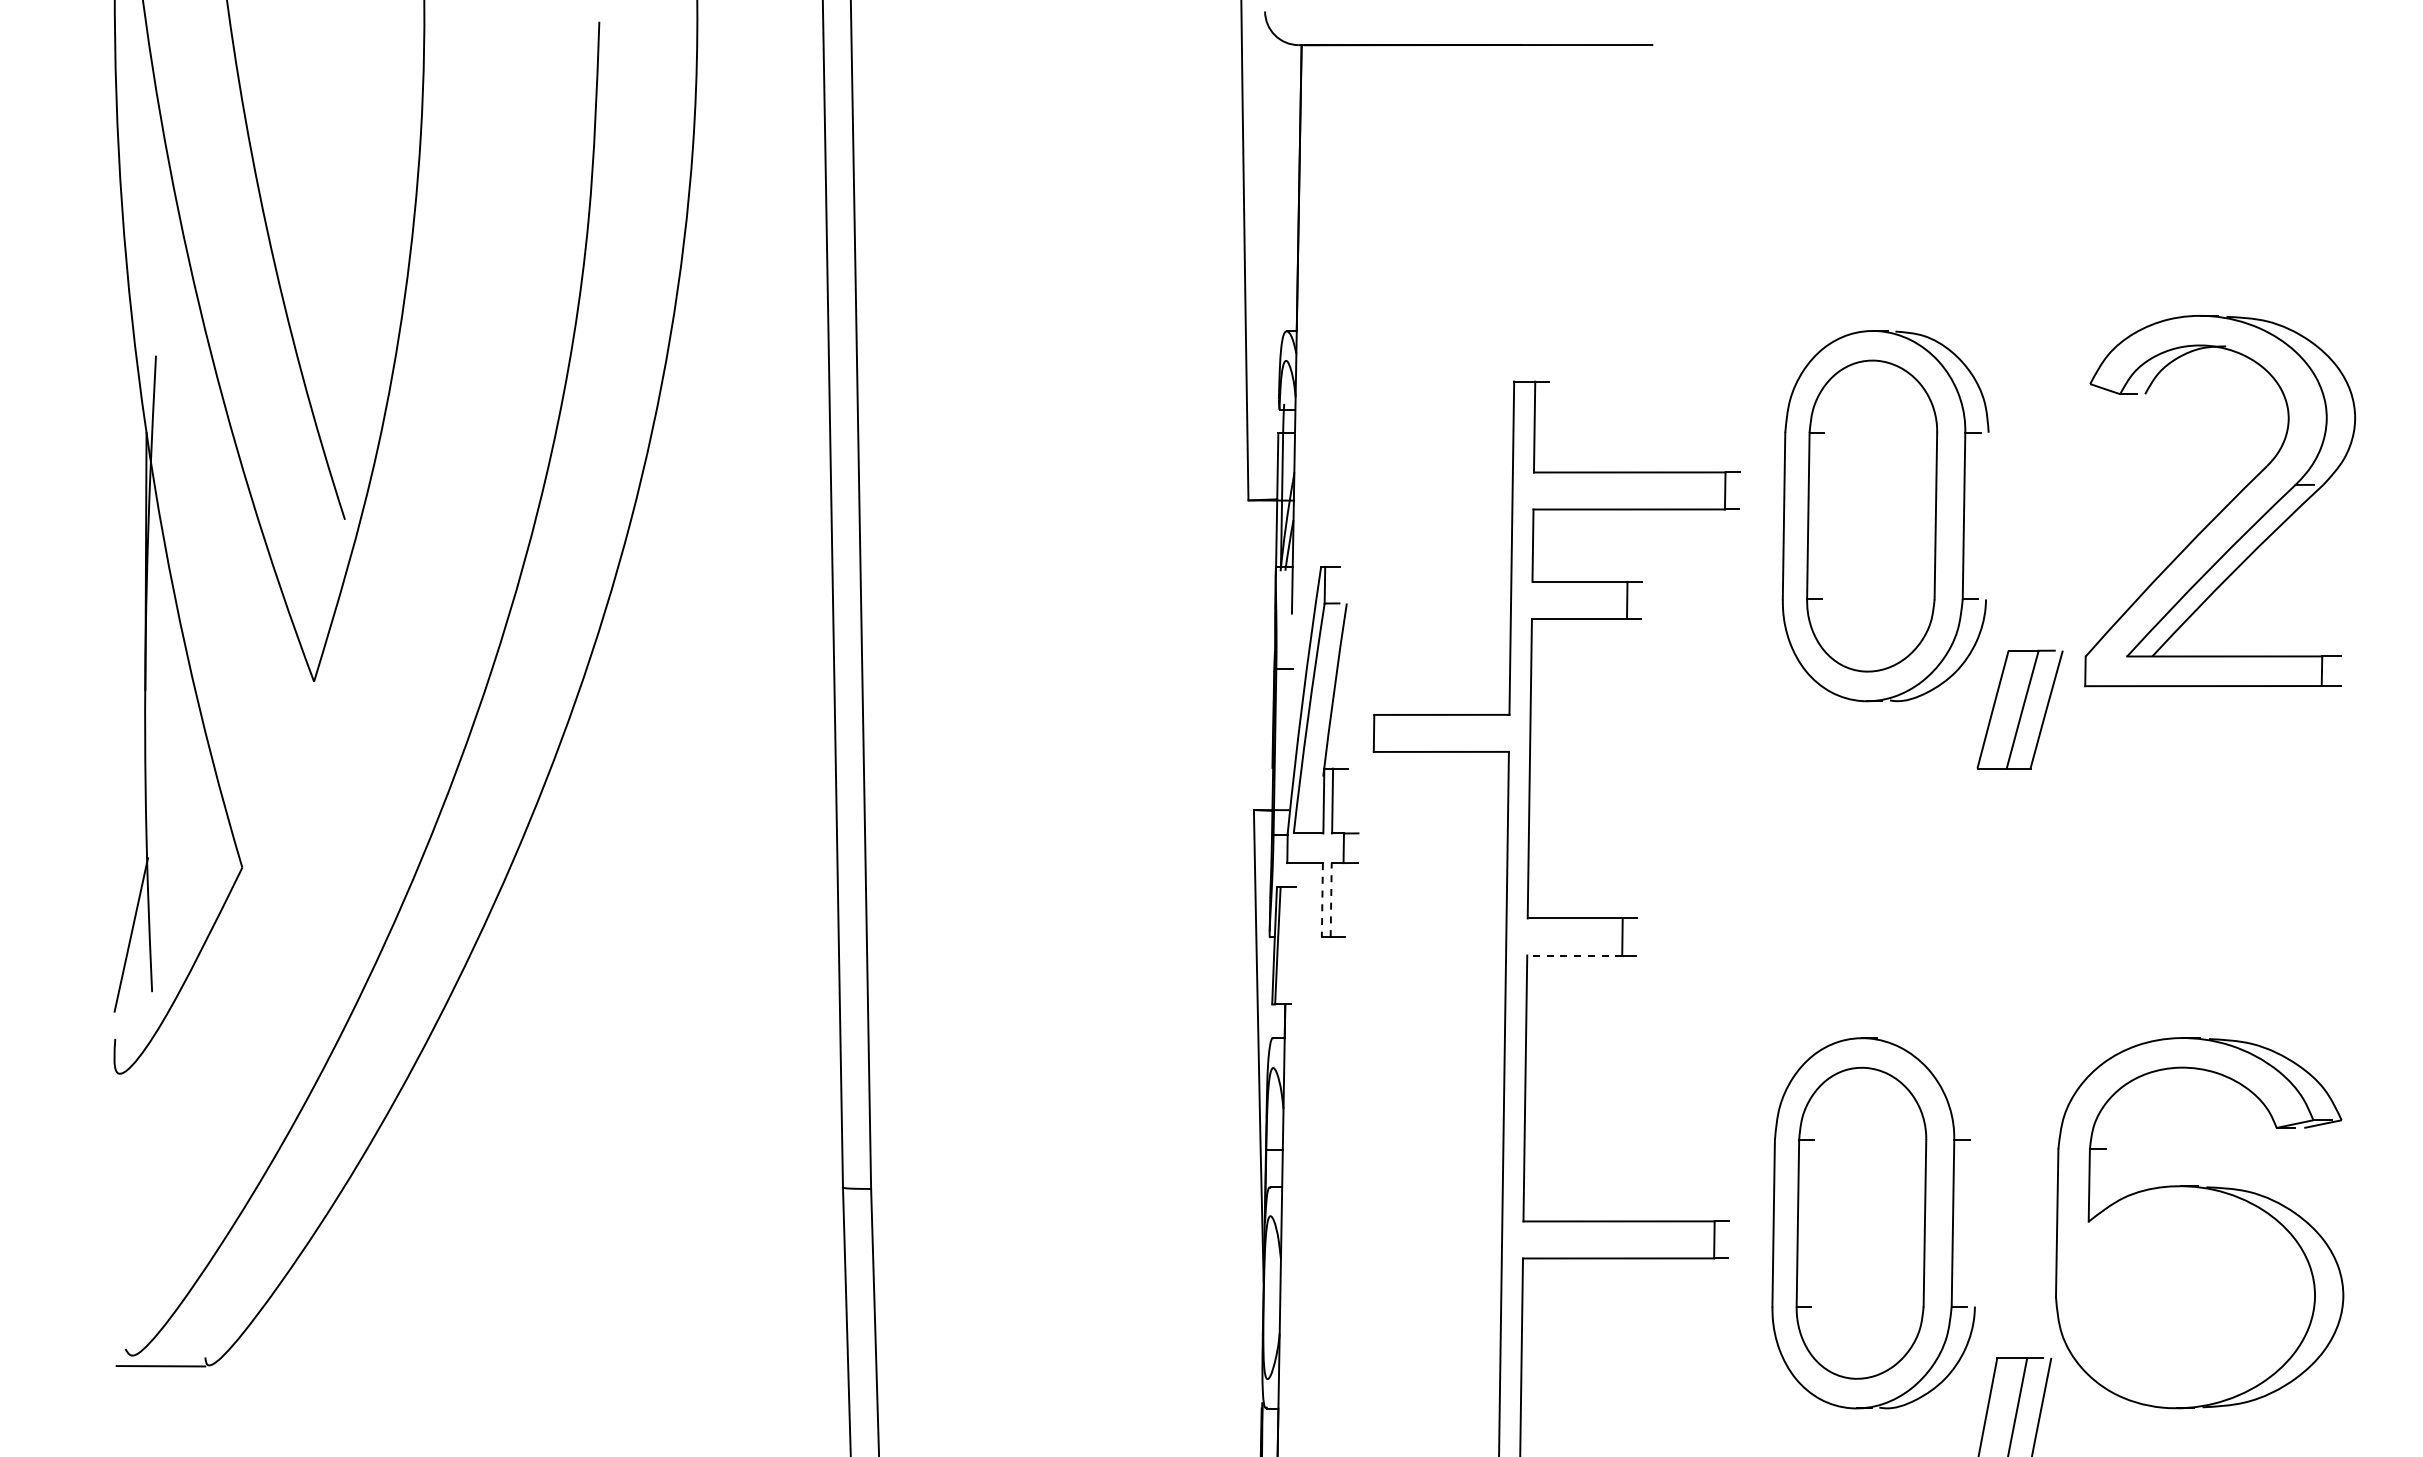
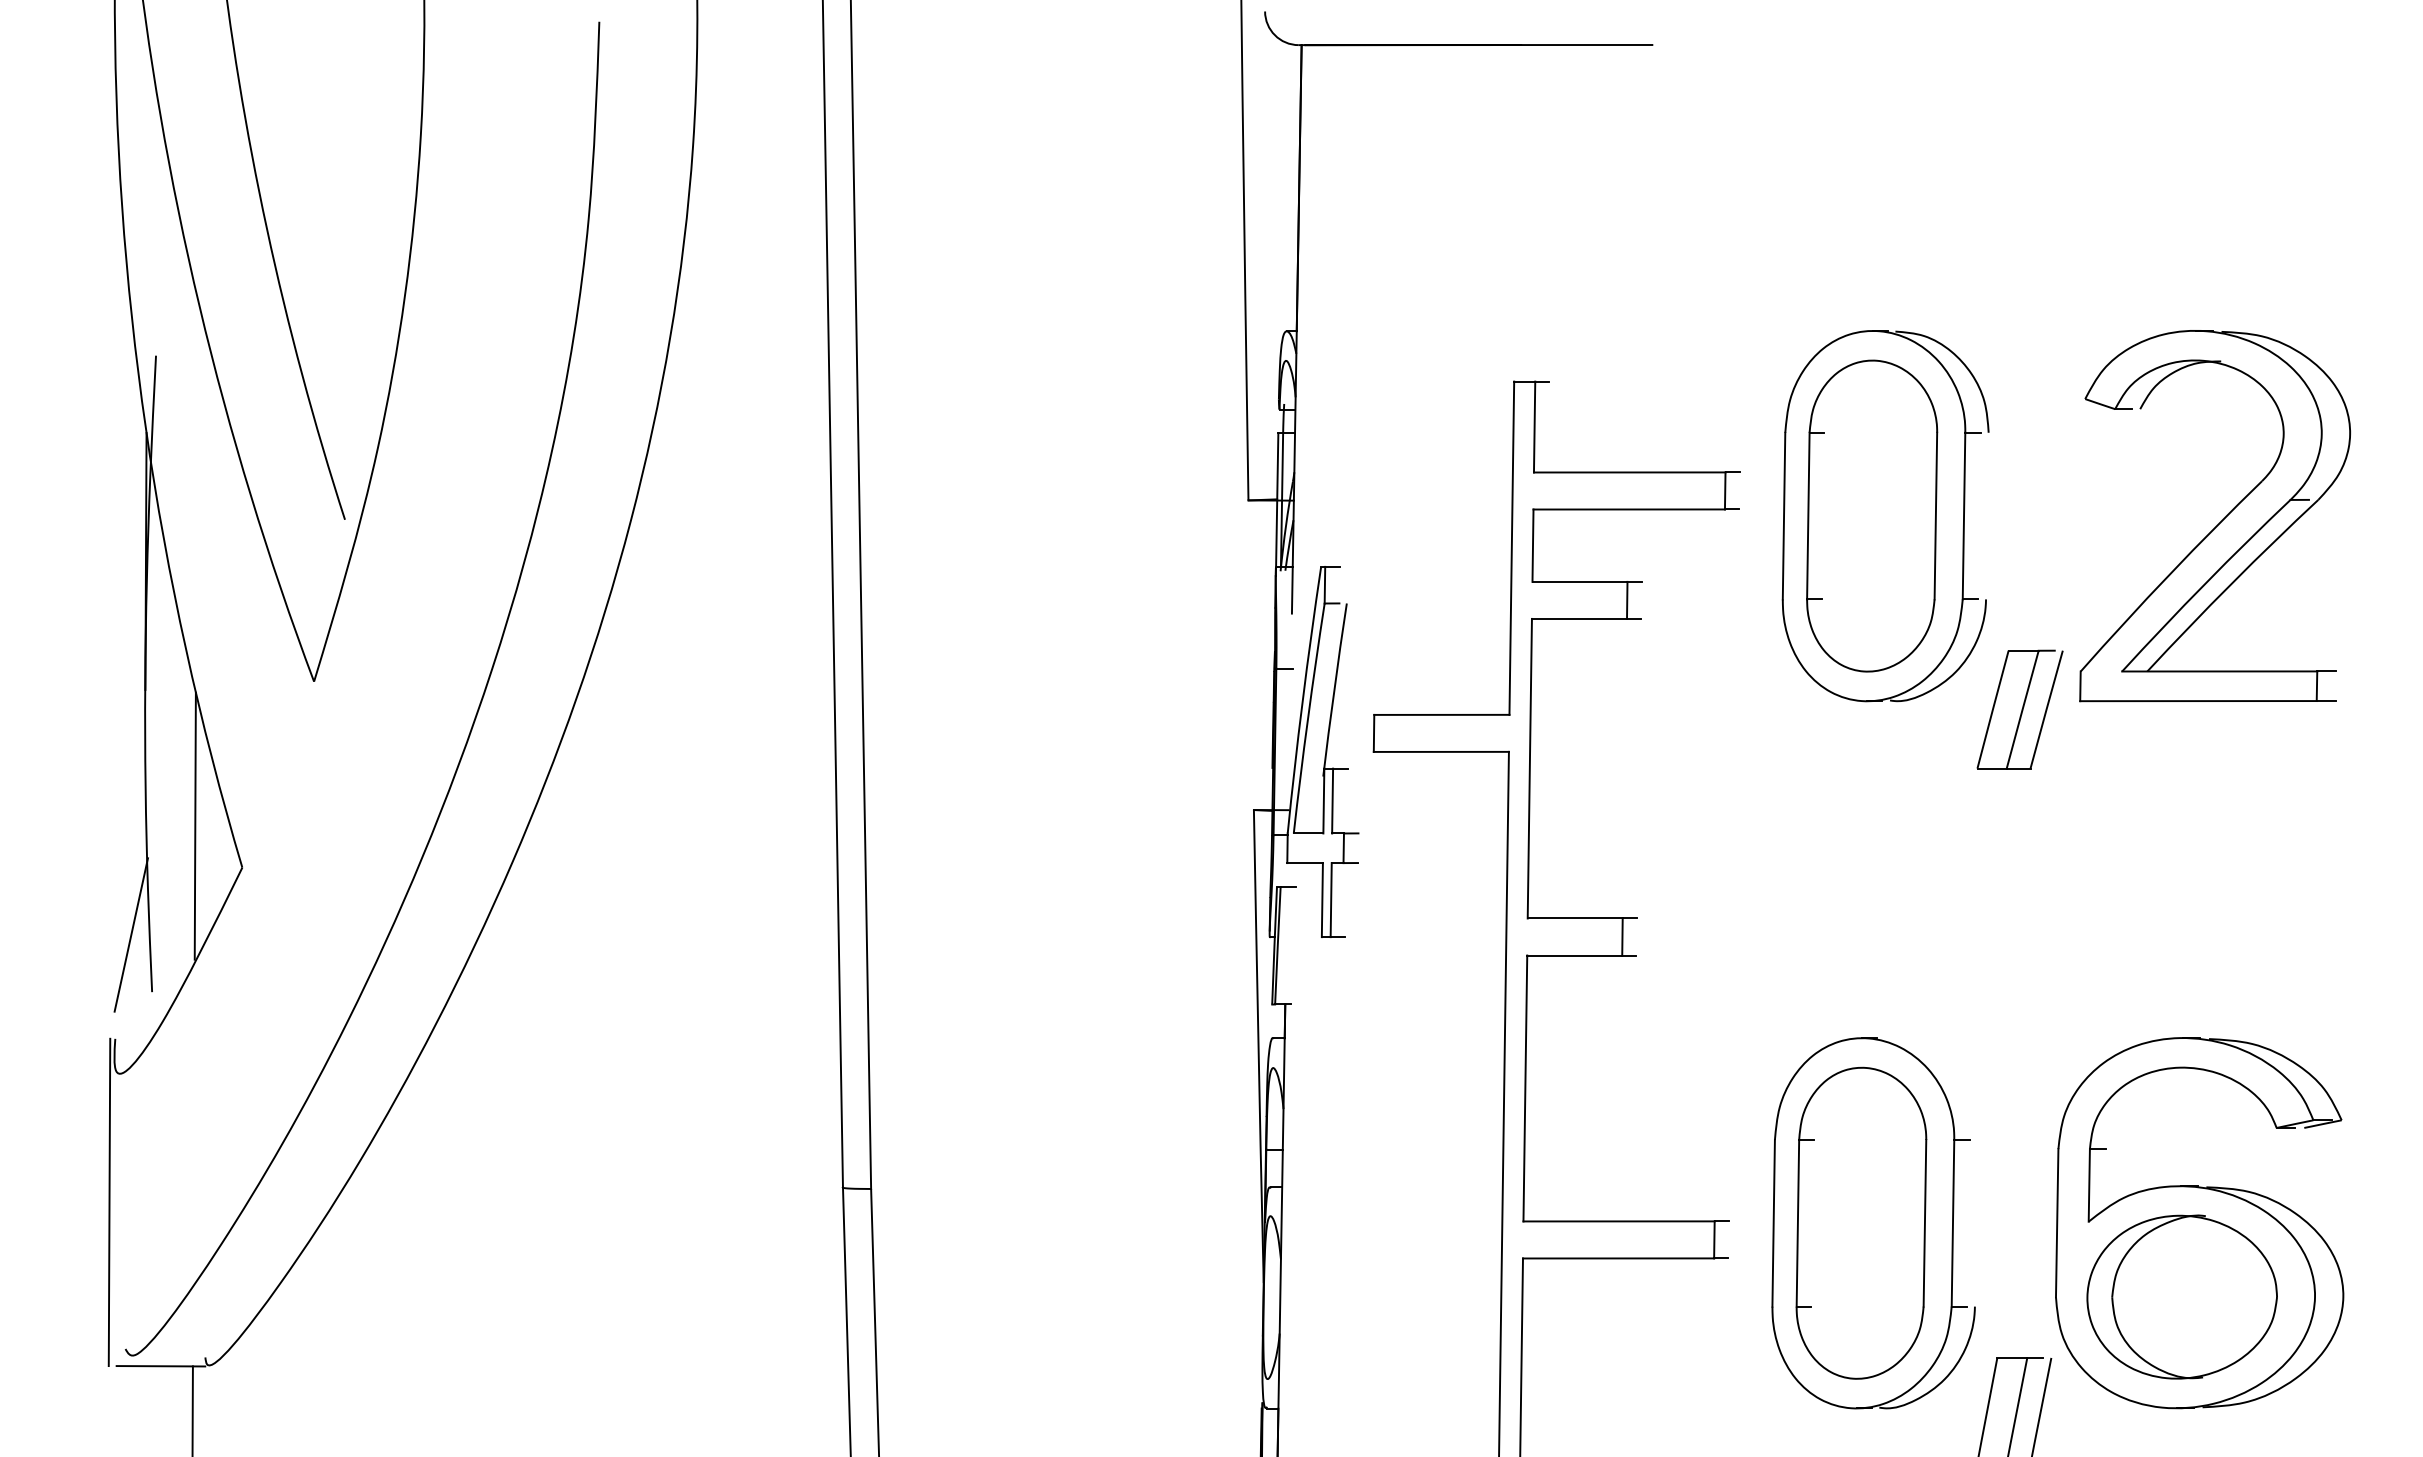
part position: (2225, 506) -> (2220, 521) (2220, 521)
line: none -> present (194, 825)
line: dashed -> solid (1331, 899)
line: dashed -> solid (1322, 900)
line: dashed -> solid (1574, 955)
line: none -> present (109, 1202)
part: none -> present (2181, 1296)
line: none -> present (192, 1409)
